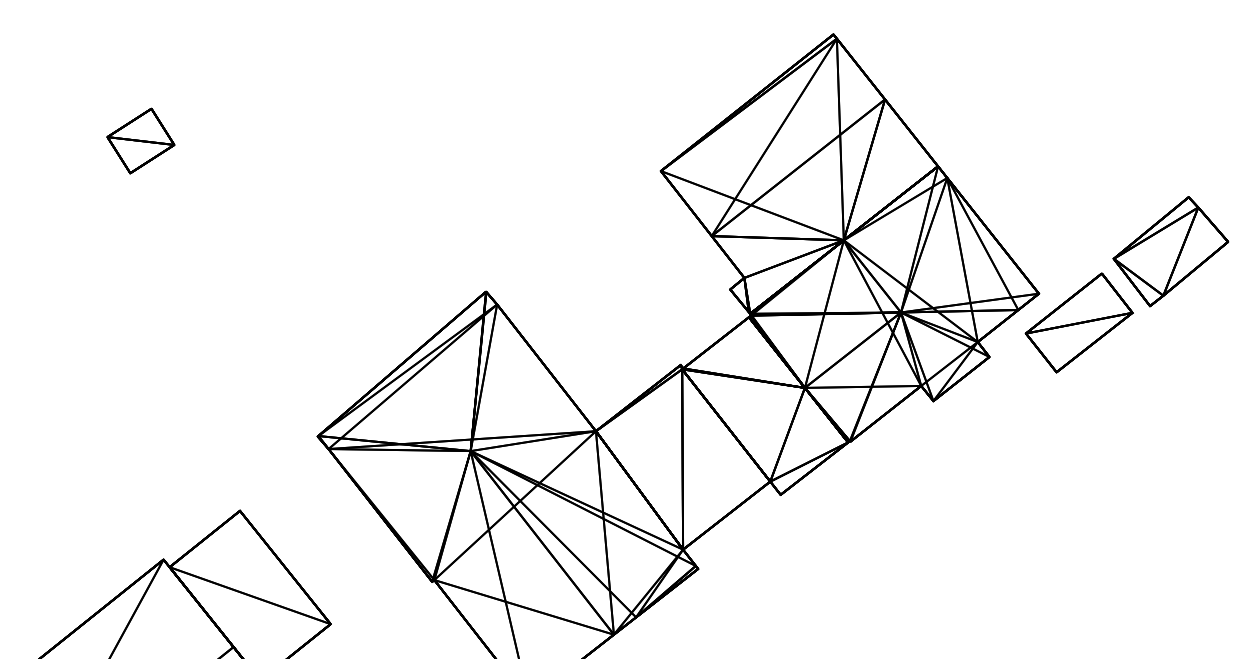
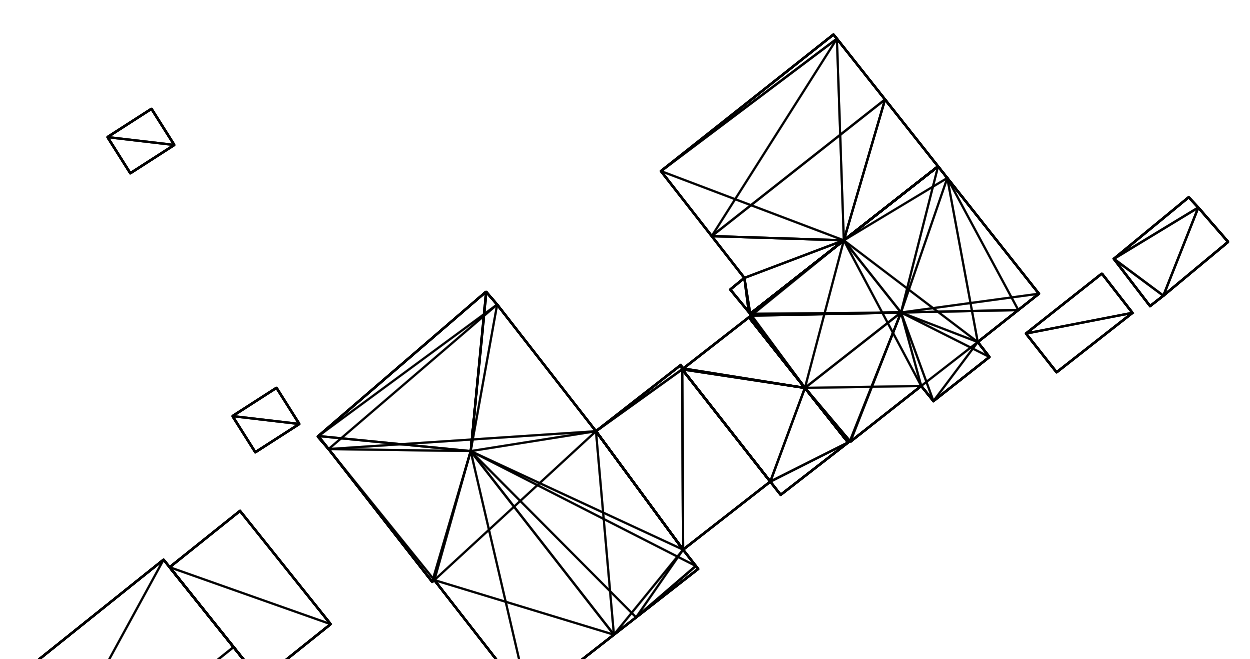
part: none -> present (265, 419)
